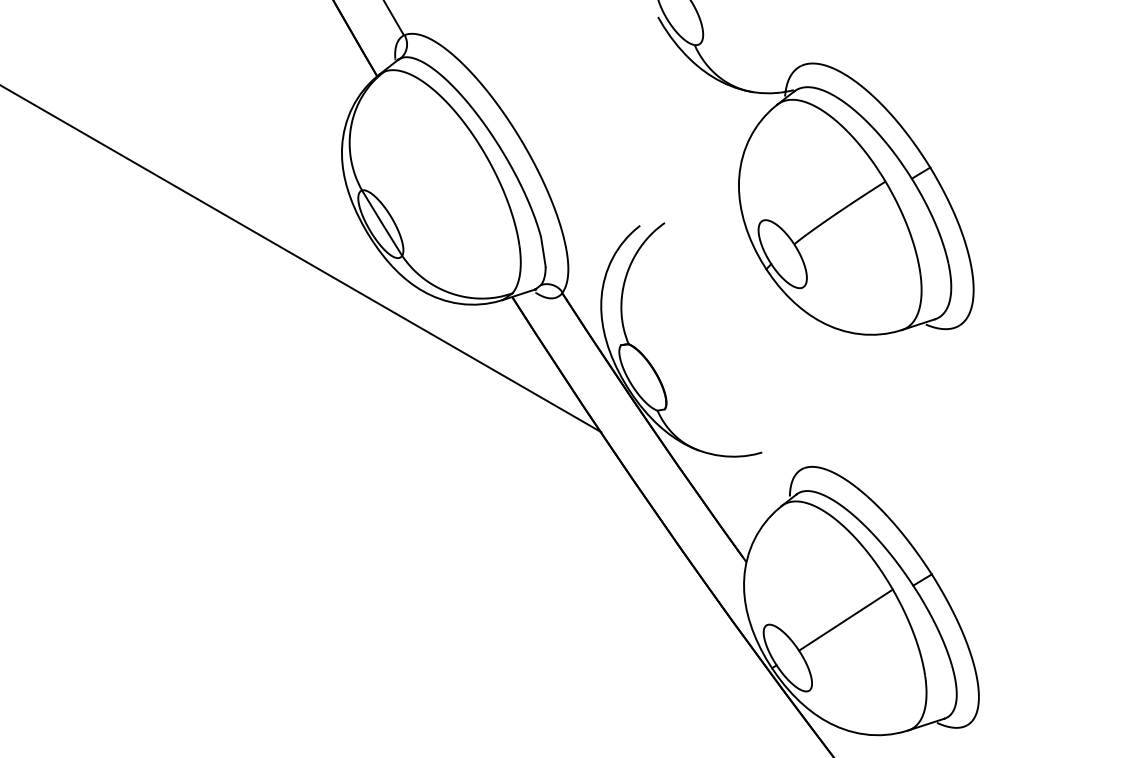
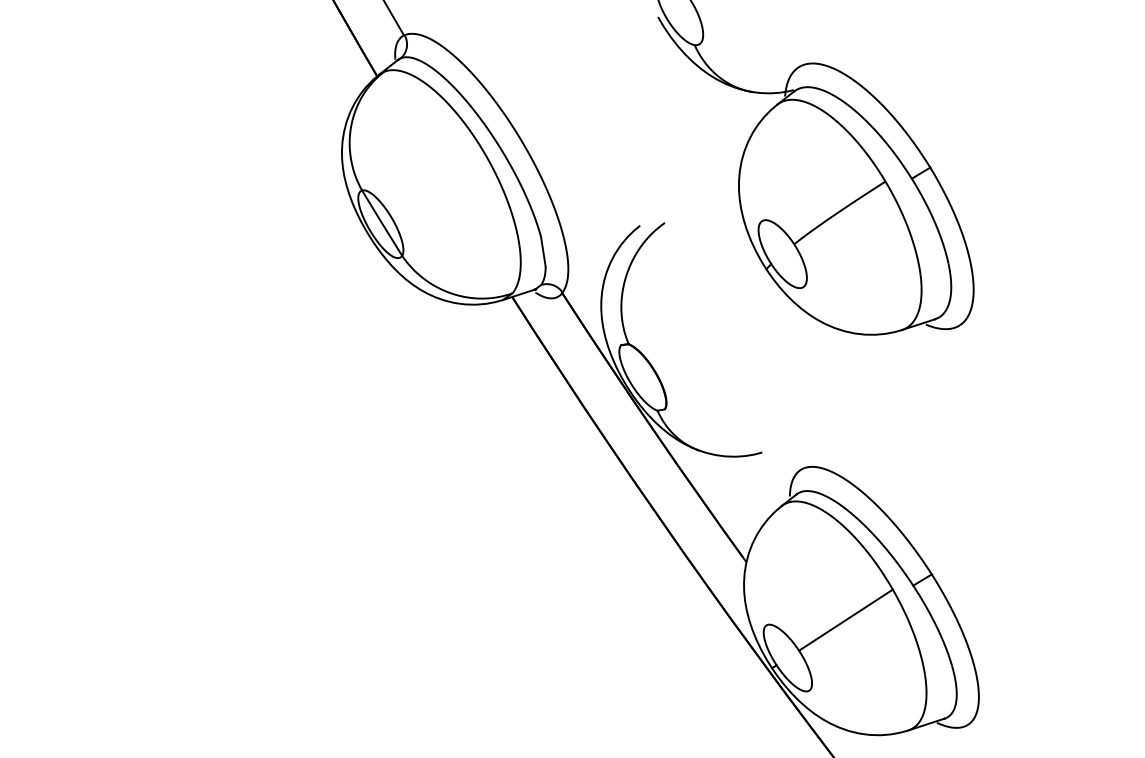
line: present -> none (301, 259)
